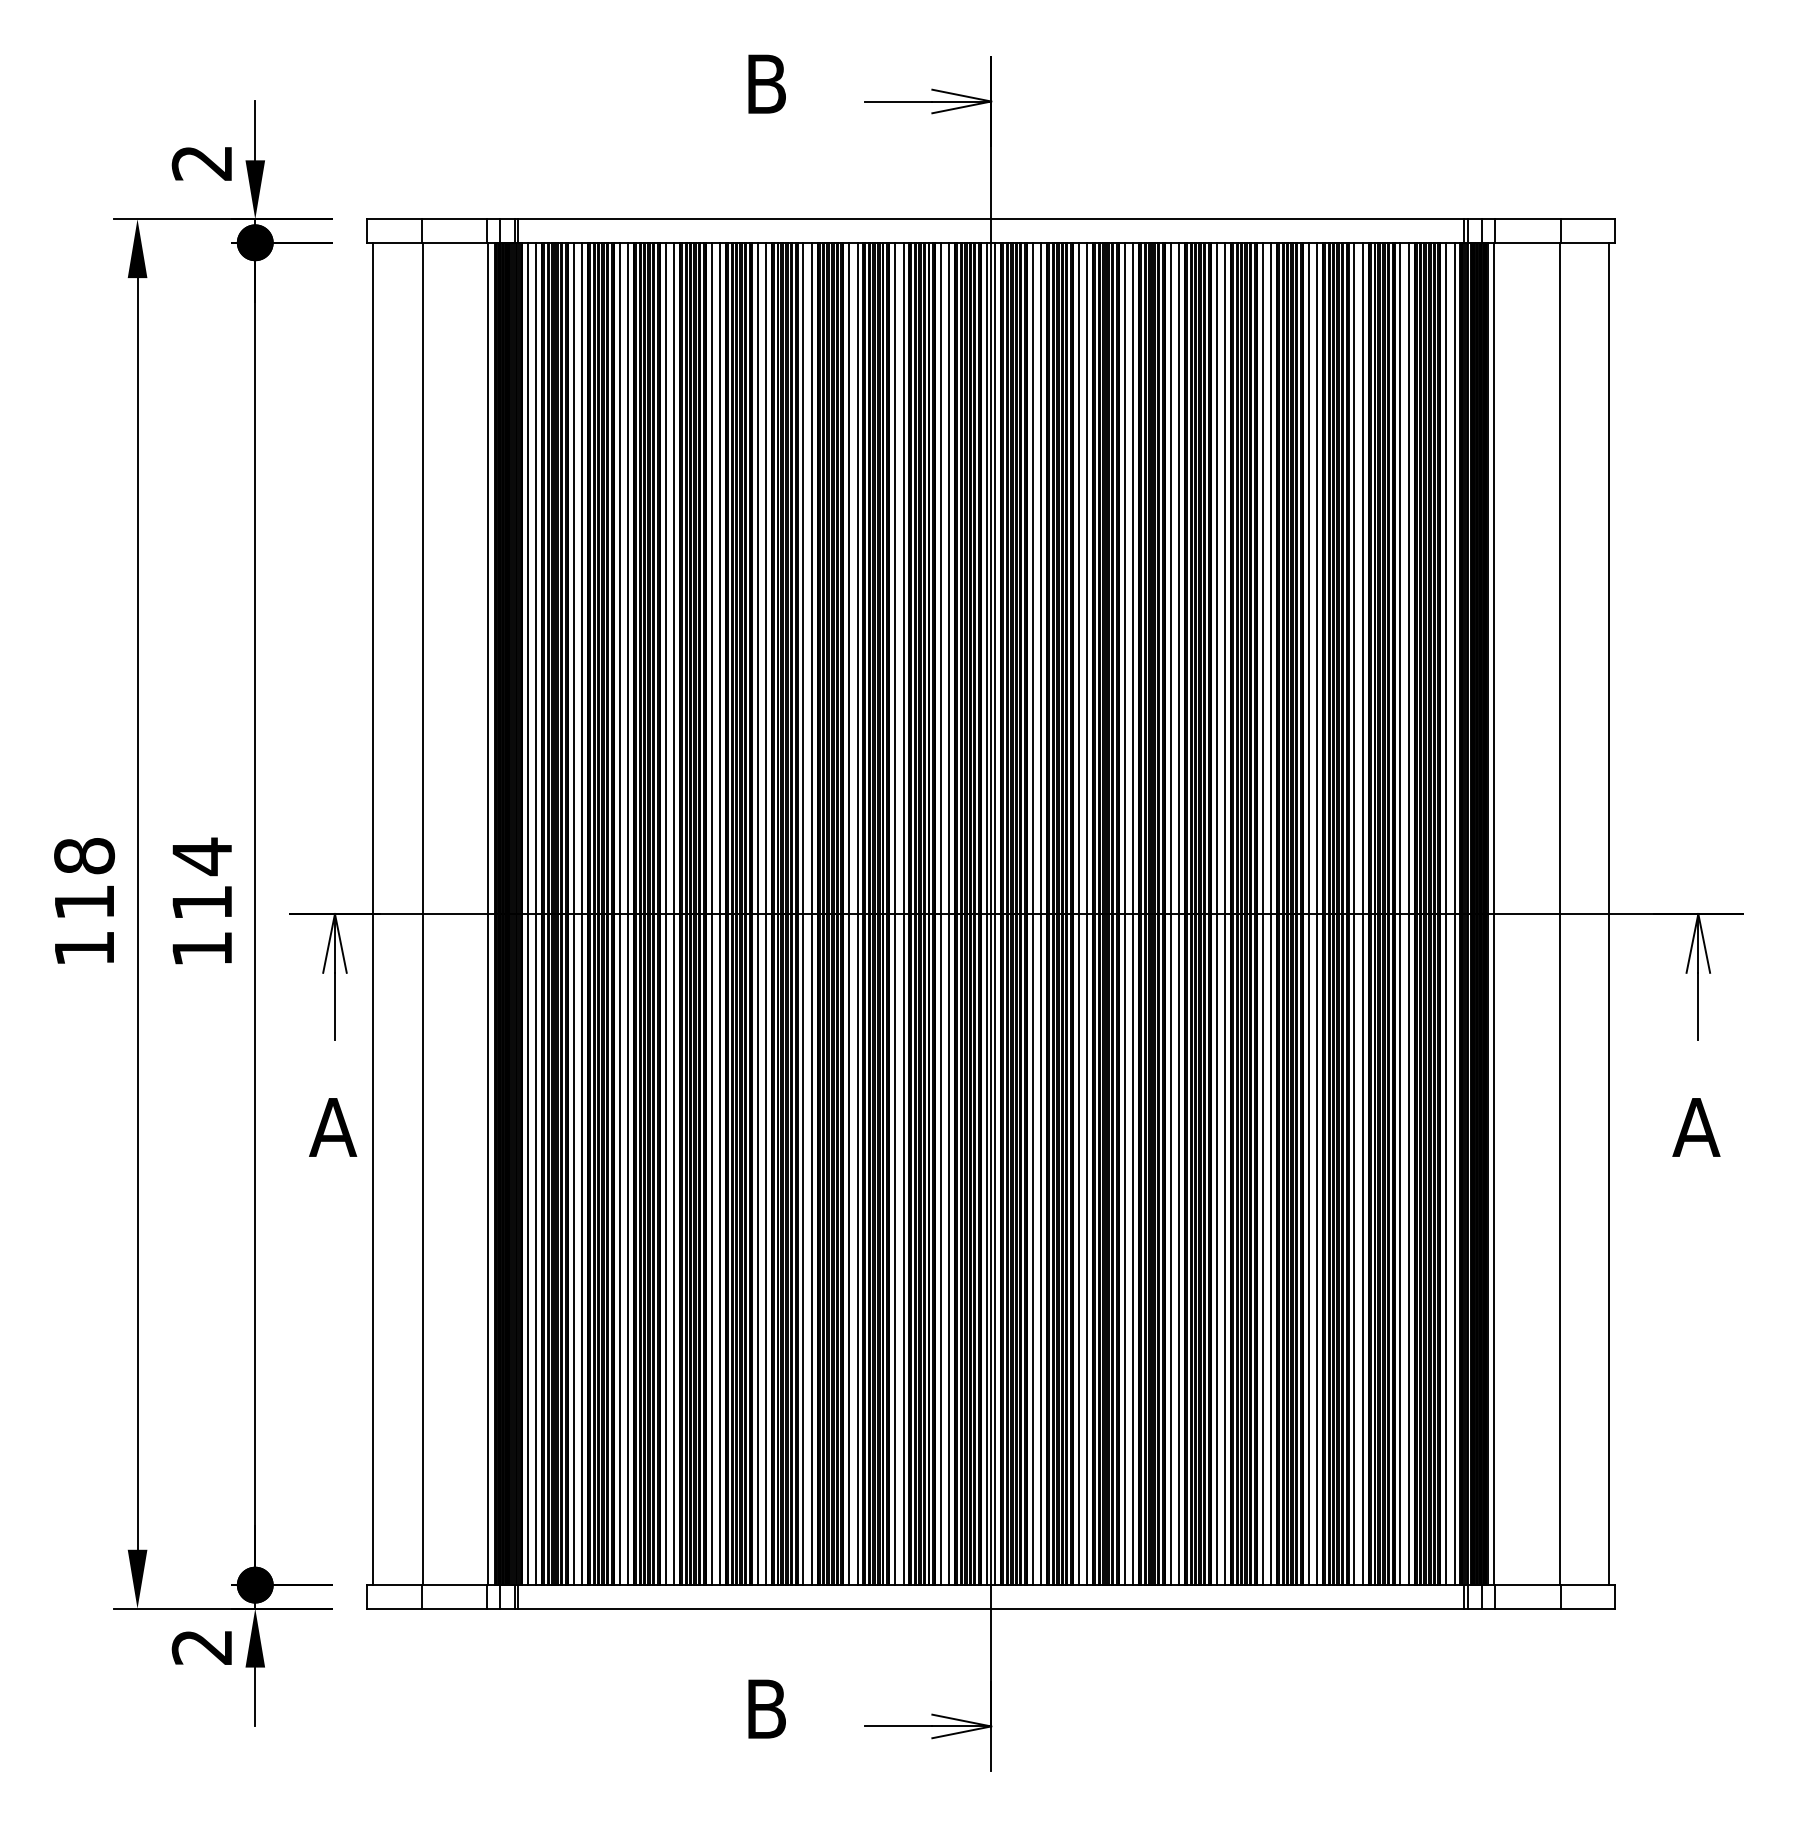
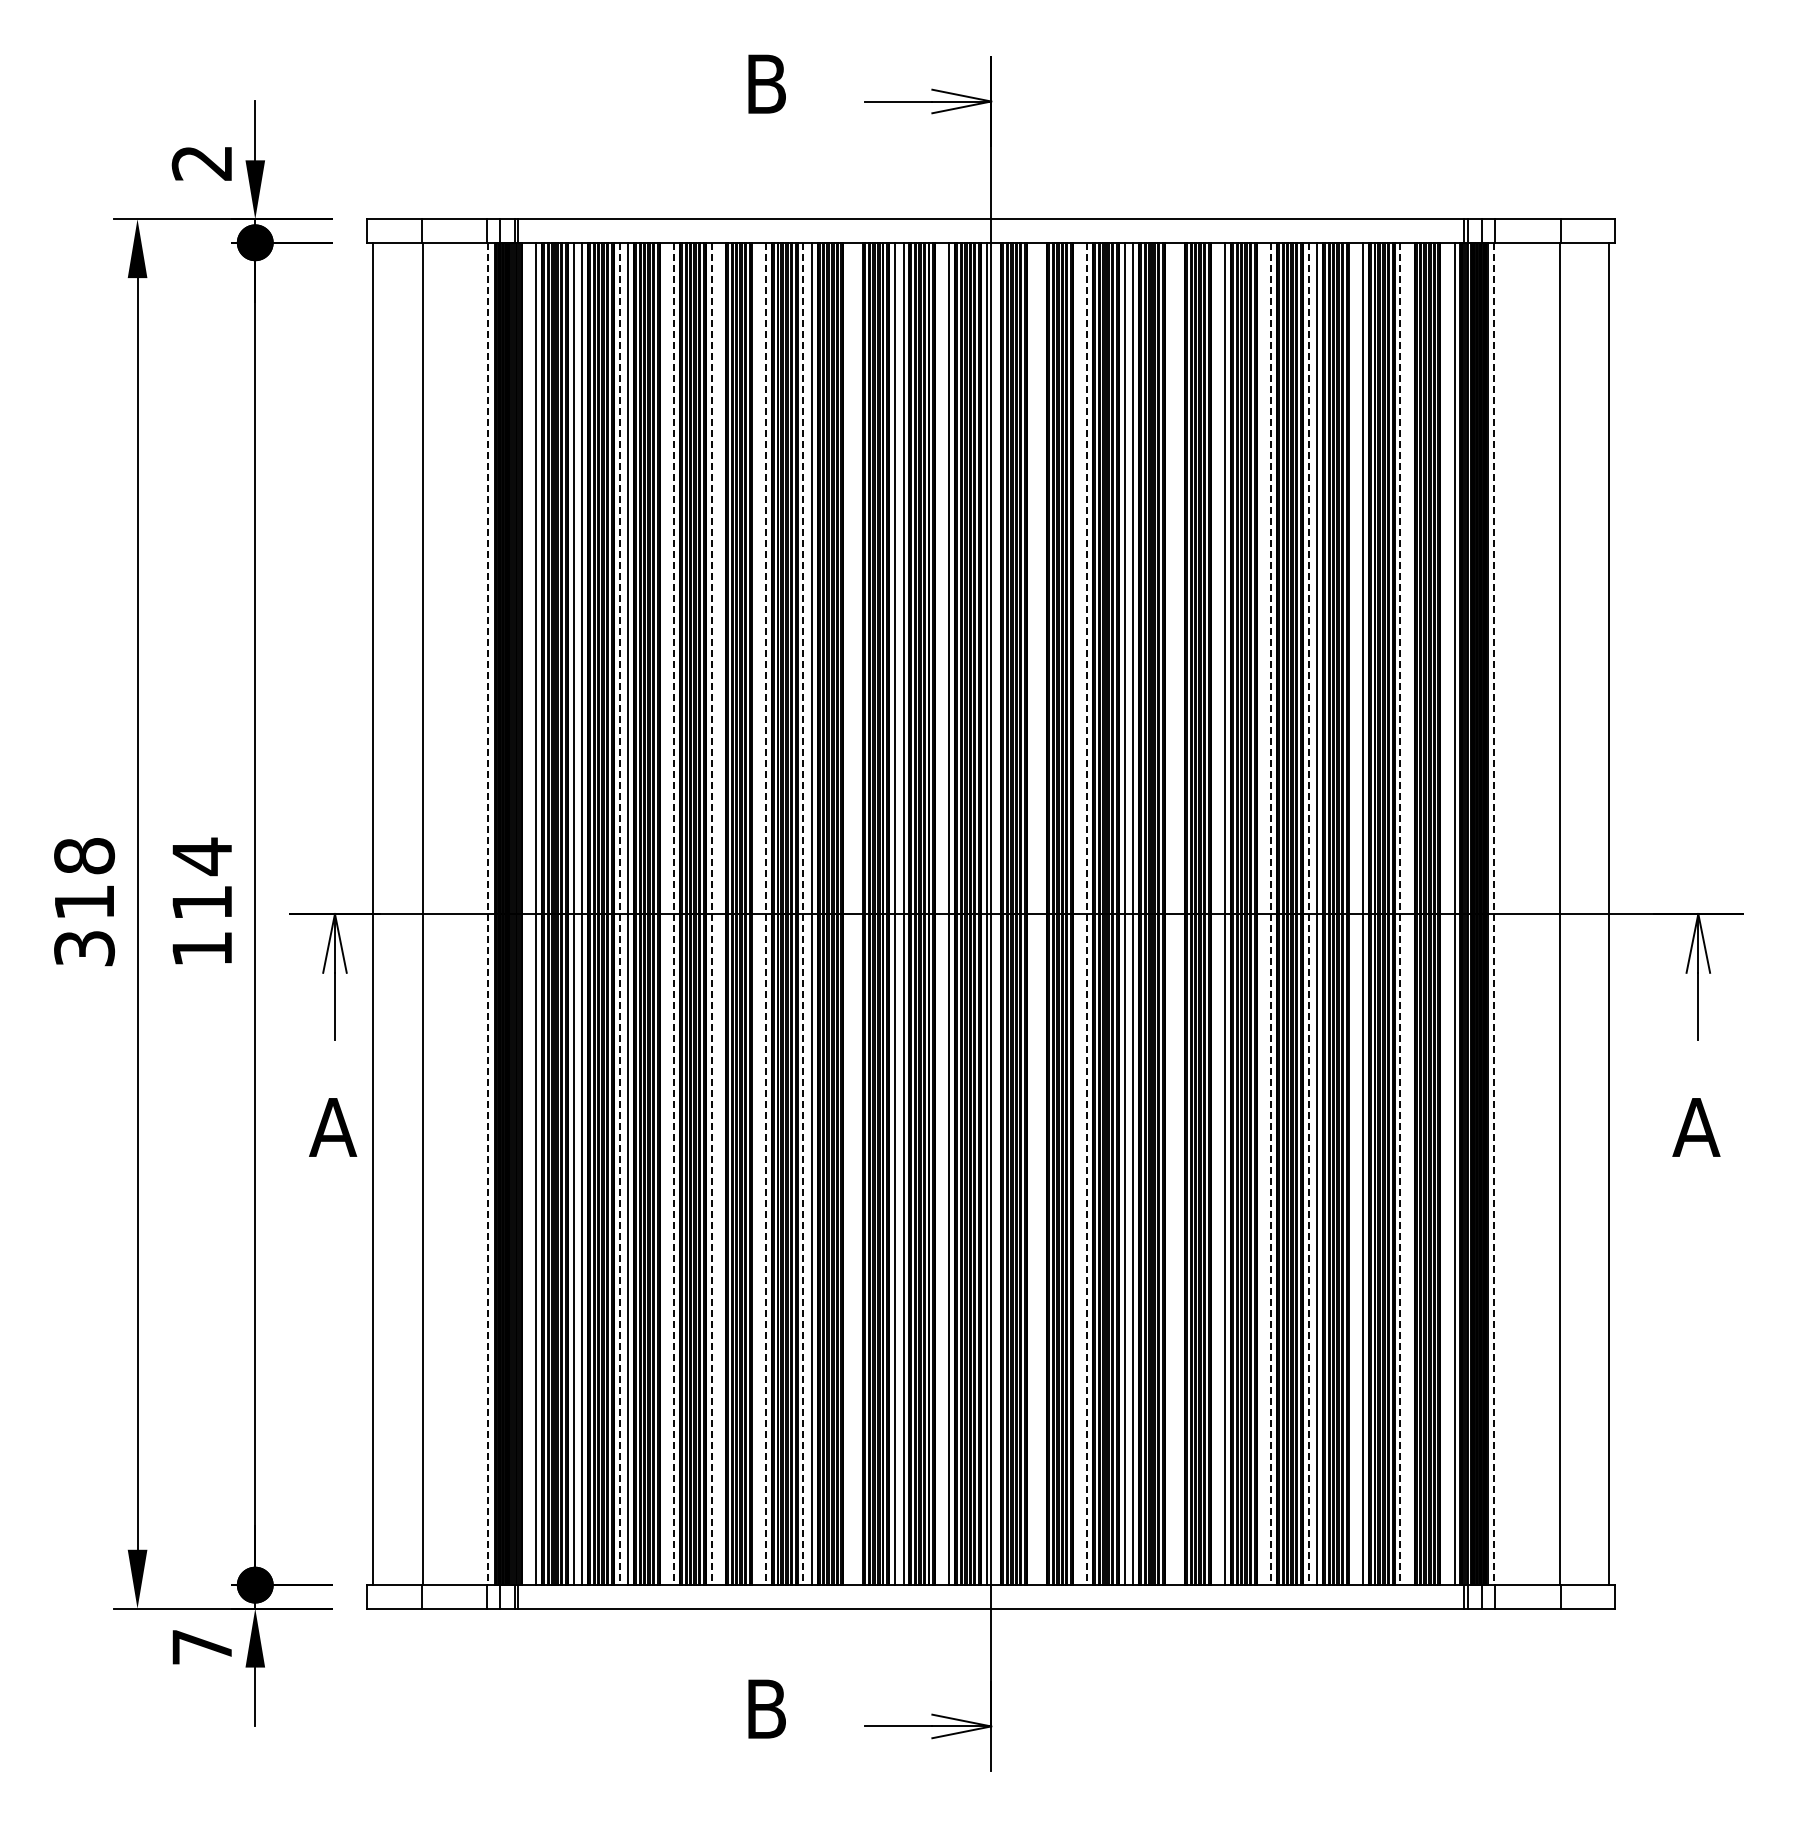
line: present -> none (527, 913)
line: present -> none (665, 913)
line: present -> none (719, 913)
line: present -> none (757, 913)
line: present -> none (849, 913)
line: present -> none (857, 913)
line: present -> none (941, 913)
line: present -> none (995, 913)
line: present -> none (1033, 913)
line: present -> none (1041, 913)
line: present -> none (1078, 913)
line: present -> none (1170, 913)
line: present -> none (1179, 913)
line: present -> none (1216, 913)
line: present -> none (1262, 913)
line: present -> none (1354, 913)
line: present -> none (1408, 913)
line: present -> none (1446, 913)
line: solid -> dashed (488, 914)
line: solid -> dashed (619, 914)
line: solid -> dashed (673, 914)
line: solid -> dashed (711, 914)
line: solid -> dashed (765, 914)
line: solid -> dashed (803, 914)
line: solid -> dashed (1087, 914)
line: solid -> dashed (1270, 914)
line: solid -> dashed (1308, 914)
line: solid -> dashed (1400, 914)
line: solid -> dashed (1494, 914)
text: 118 -> 318 (84, 948)
text: 2 -> 7 (201, 1647)
